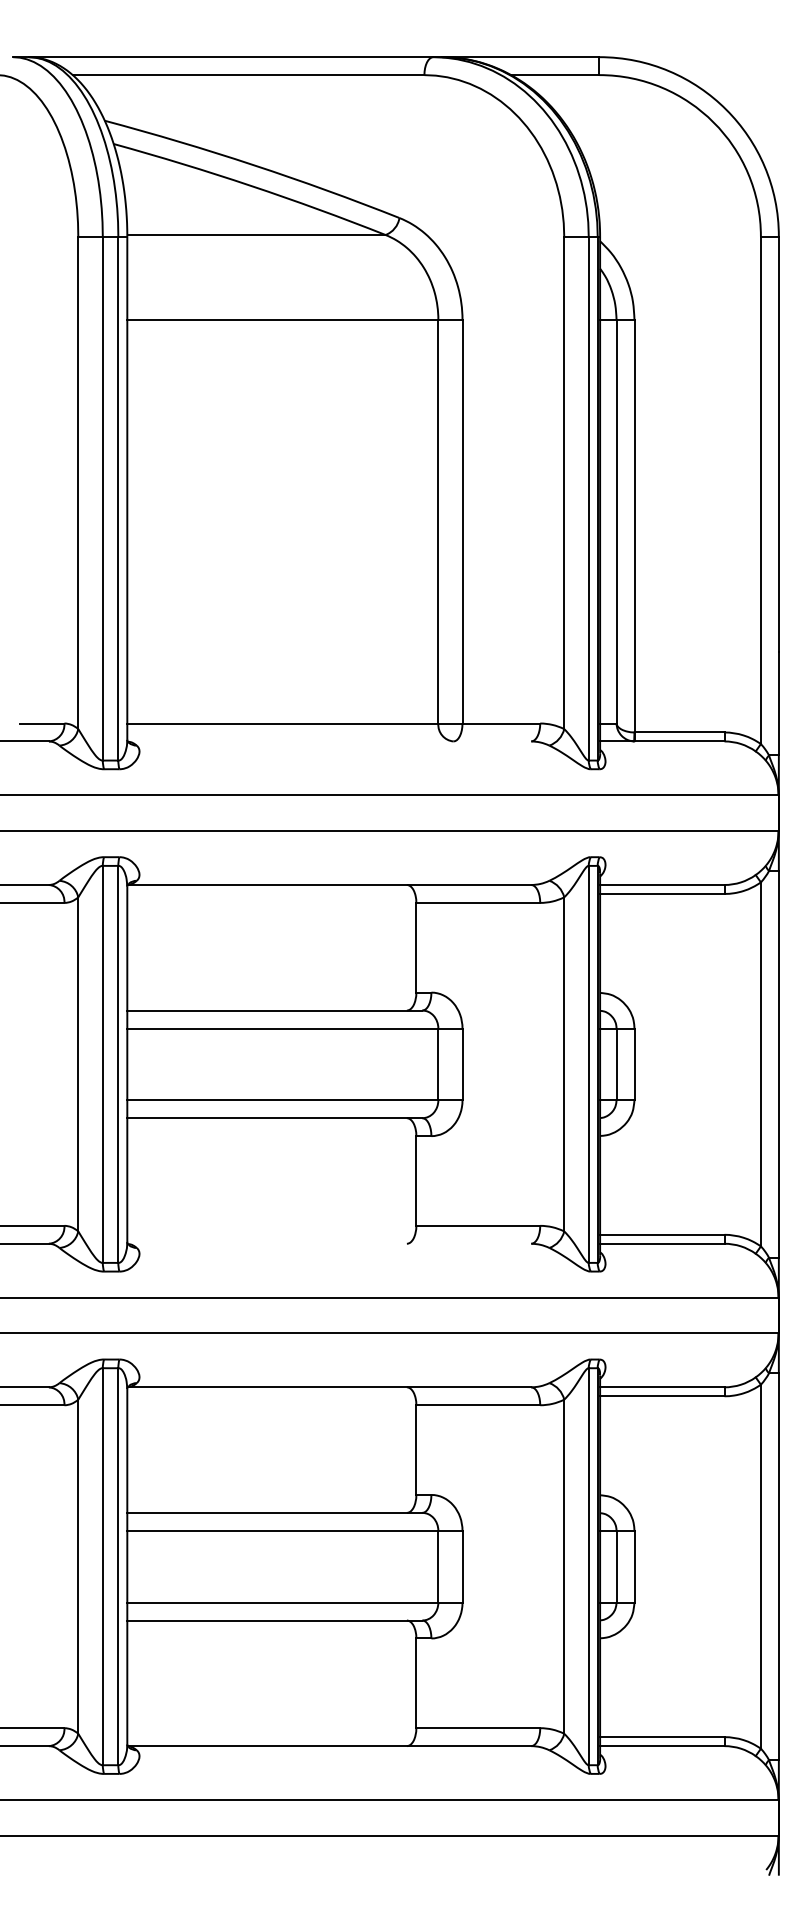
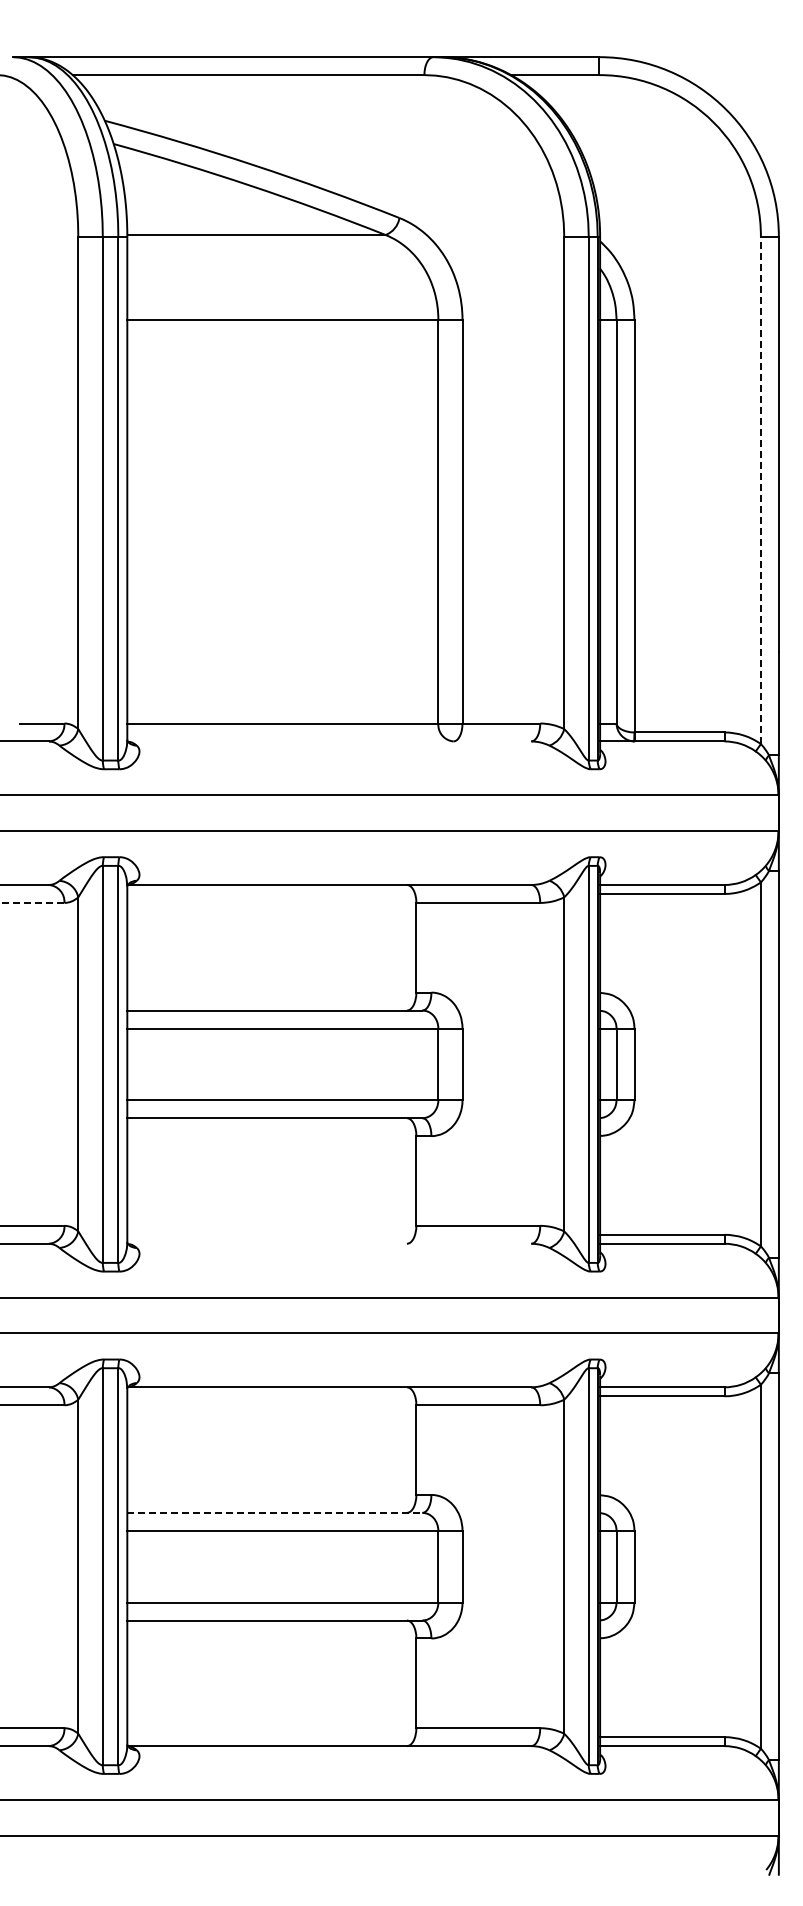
line: solid -> dashed (760, 490)
line: solid -> dashed (32, 902)
line: solid -> dashed (274, 1512)
